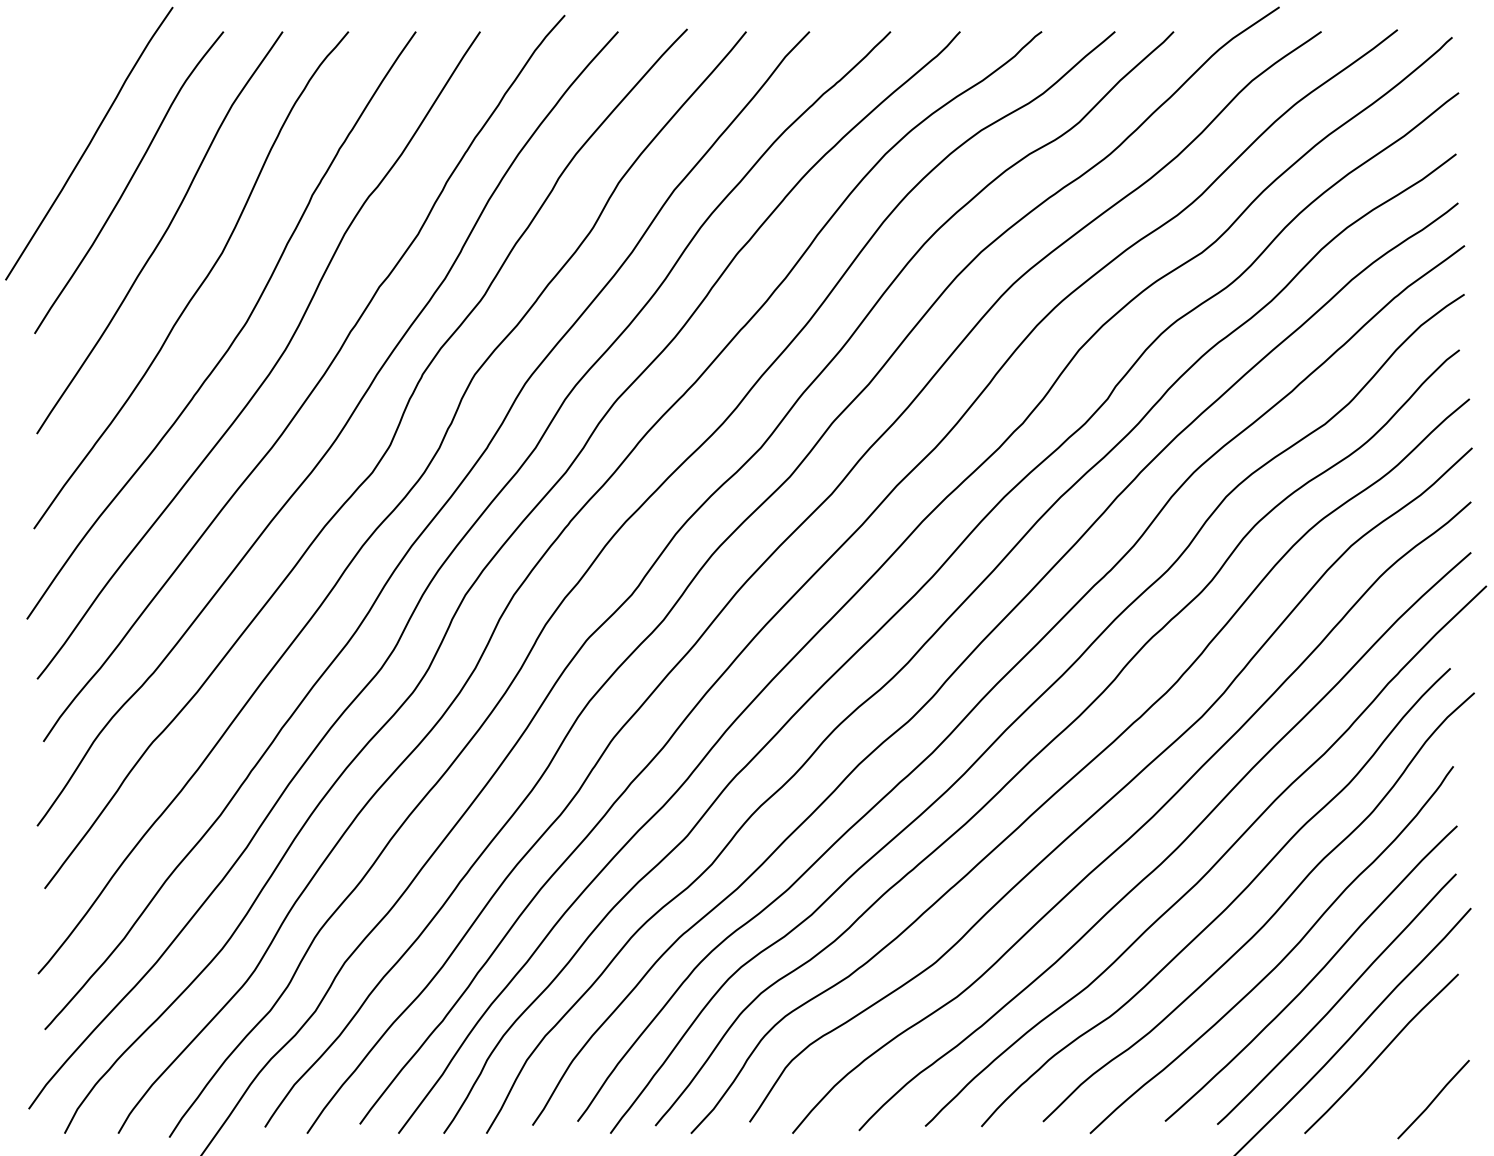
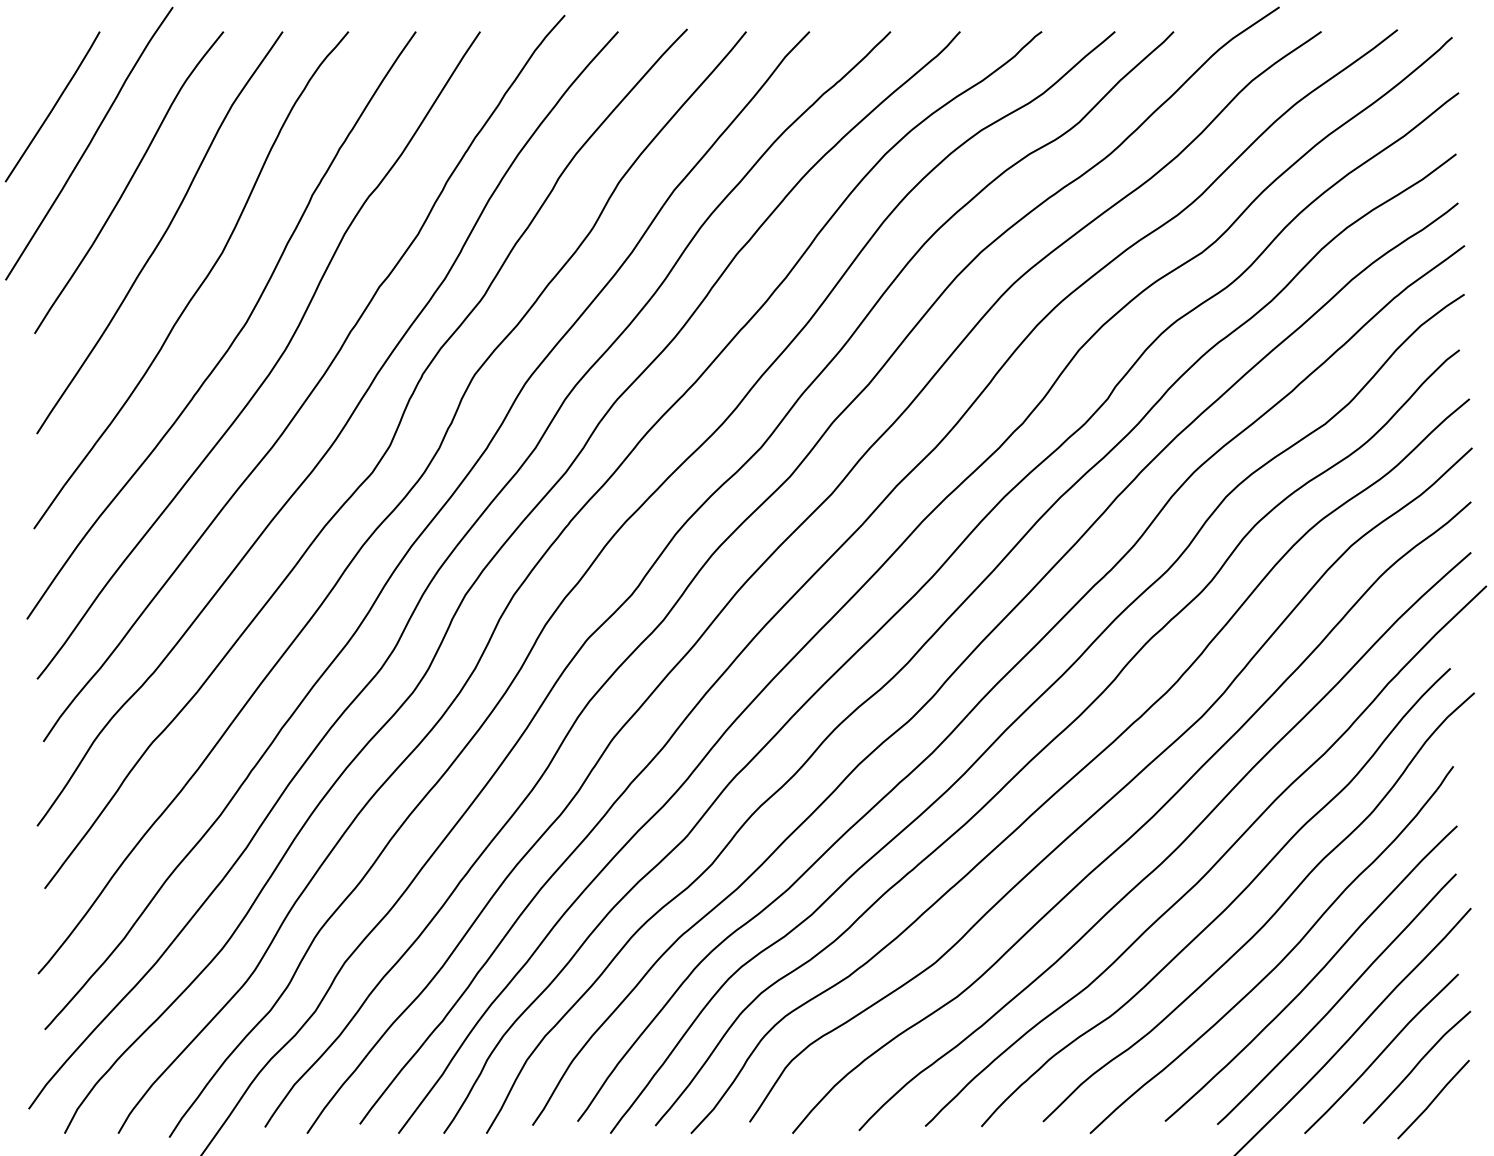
curve: none -> present (53, 106)
curve: none -> present (1416, 1066)
